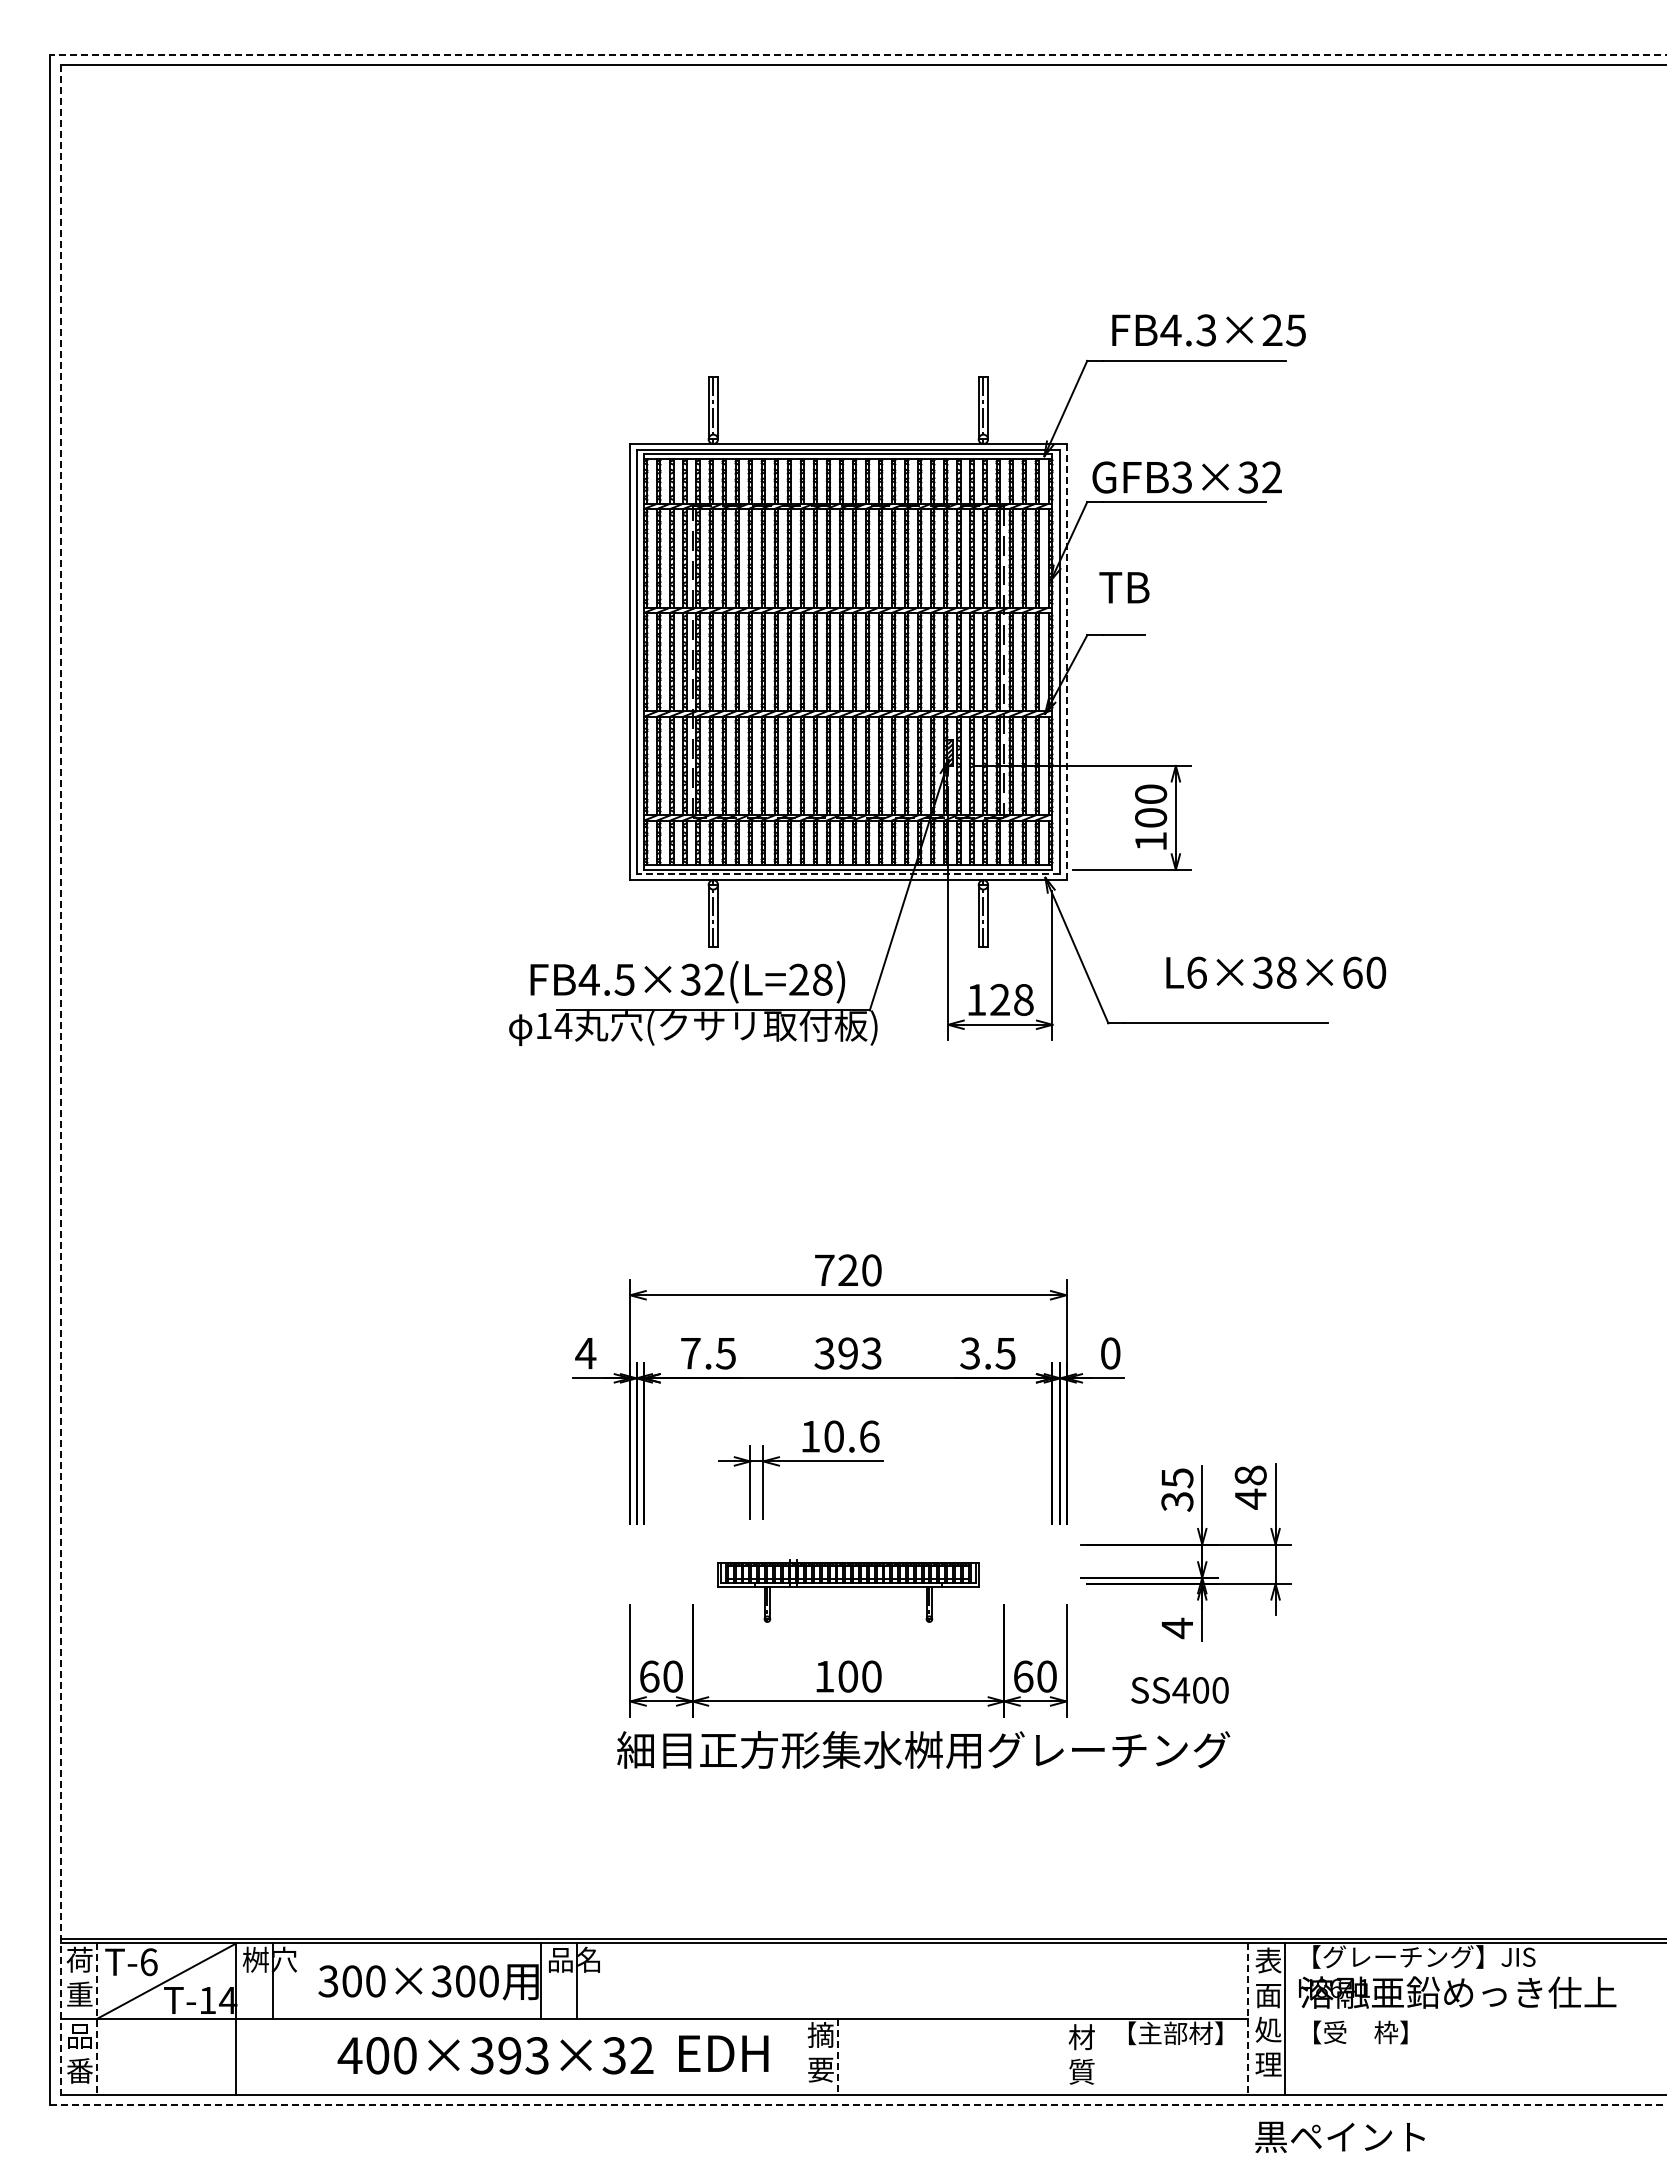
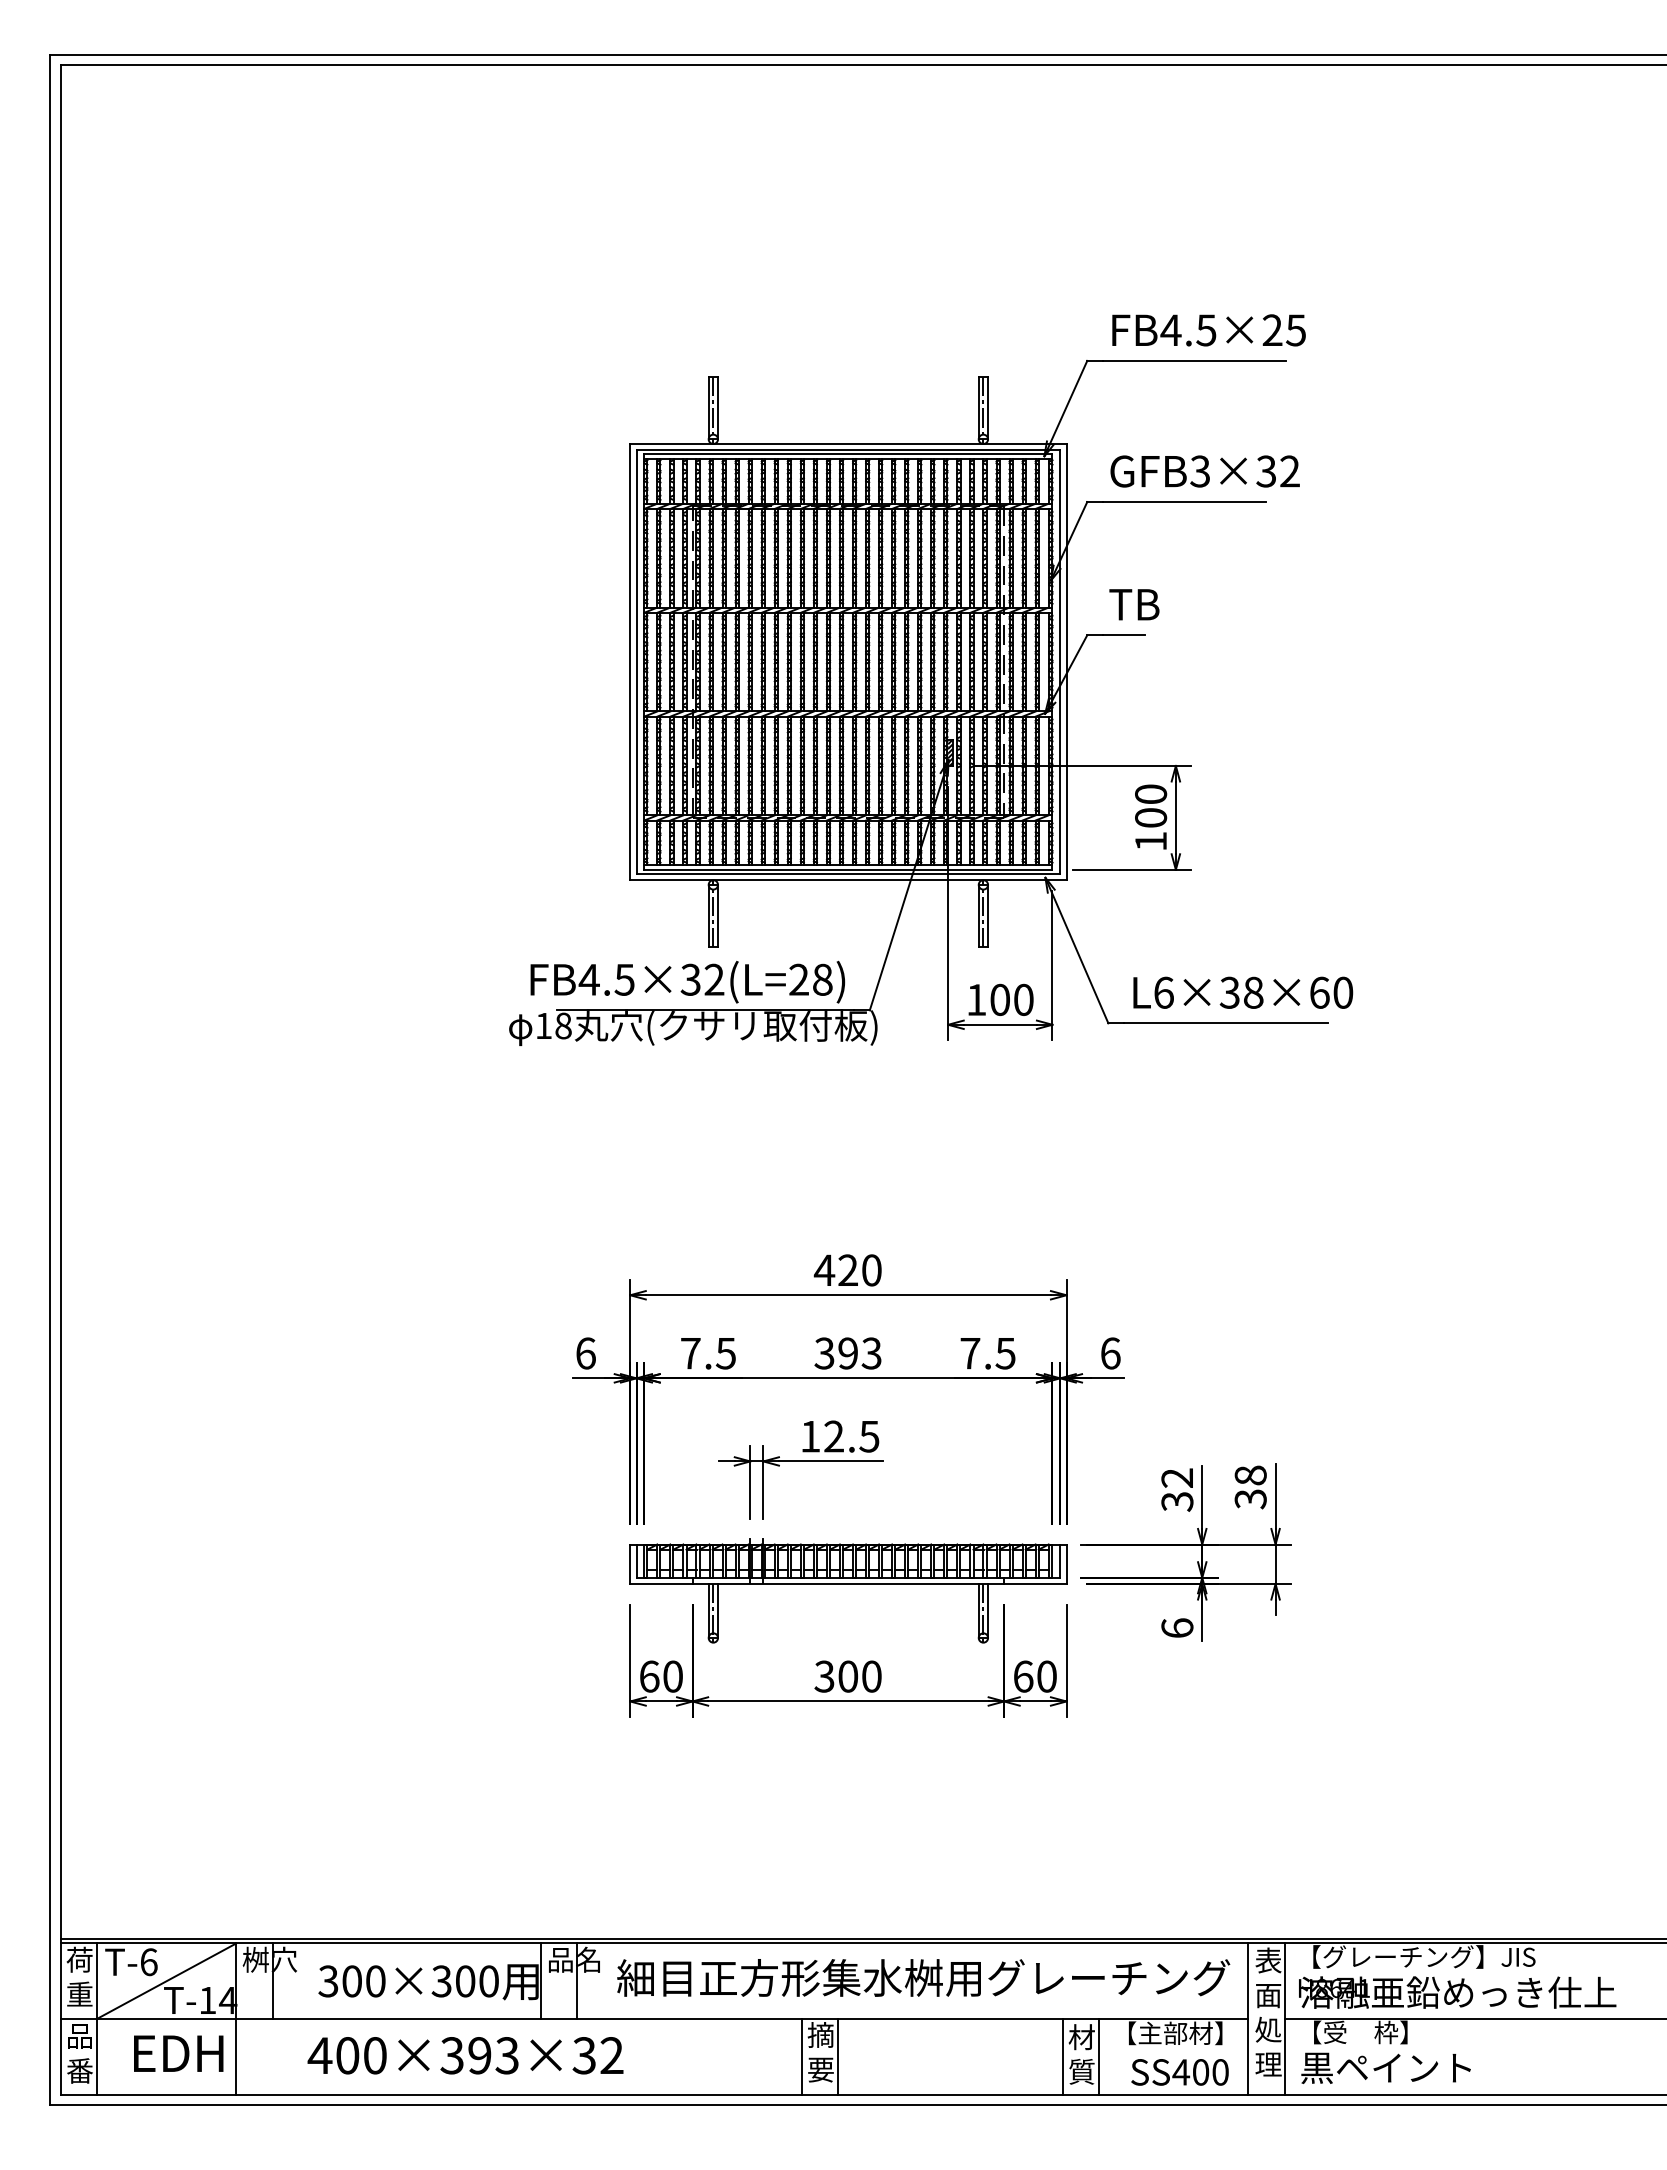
line: dashed -> solid (858, 55)
text: FB4.3×25 -> FB4.5×25 (1206, 329)
text position: (1186, 477) -> (1204, 471) (1204, 471)
text position: (1124, 587) -> (1134, 604) (1134, 604)
line: dashed -> solid (1066, 662)
line: dashed -> solid (848, 874)
text position: (1276, 972) -> (1243, 992) (1243, 992)
text: 128 -> 100 (1011, 999)
text: 14 -> 18 (563, 1025)
line: dashed -> solid (60, 1079)
text: 720 -> 420 (824, 1269)
text: 4 -> 6 (585, 1353)
text: 3.5 -> 7.5 (970, 1353)
text: 0 -> 6 (1110, 1353)
text: 10.6 -> 12.5 (851, 1436)
text: 35 -> 32 (1177, 1478)
text: 48 -> 38 (1250, 1498)
part size: 263x64 px -> 439x106 px (848, 1590)
text: 4 -> 6 (1177, 1628)
text: 100 -> 300 (824, 1676)
text position: (1179, 1690) -> (1179, 2072) (1179, 2072)
text position: (923, 1749) -> (923, 1977) (923, 1977)
line: dashed -> solid (96, 2019)
line: dashed -> solid (1248, 2019)
line: none -> present (1473, 2019)
text position: (723, 2053) -> (178, 2053) (178, 2053)
text position: (495, 2055) -> (465, 2055) (465, 2055)
line: none -> present (802, 2056)
line: dashed -> solid (838, 2056)
line: none -> present (1062, 2056)
line: none -> present (1099, 2056)
line: dashed -> solid (859, 2104)
text position: (1339, 2136) -> (1385, 2067) (1385, 2067)
